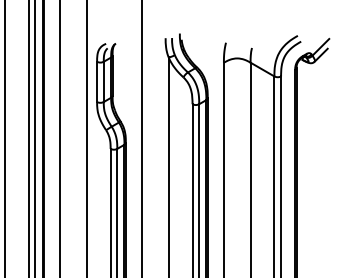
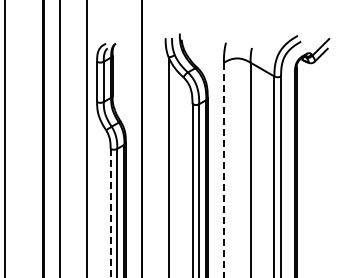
line: present -> none (28, 138)
line: present -> none (35, 138)
line: solid -> dashed (223, 169)
line: solid -> dashed (110, 212)
